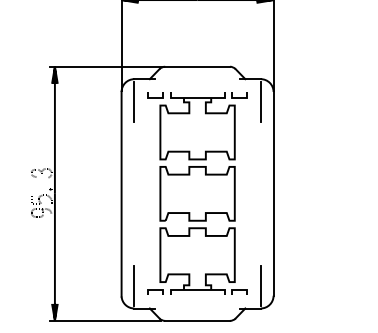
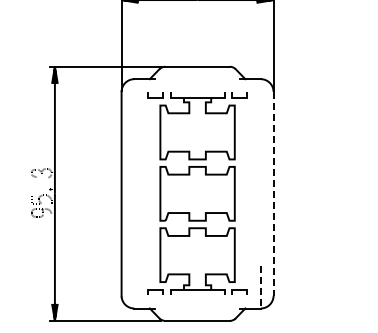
line: present -> none (134, 101)
line: present -> none (260, 101)
line: solid -> dashed (273, 193)
line: present -> none (134, 285)
line: solid -> dashed (260, 285)
